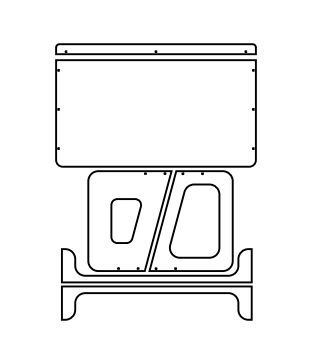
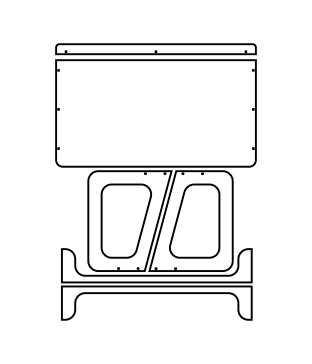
part size: 32x46 px -> 52x76 px (125, 220)
